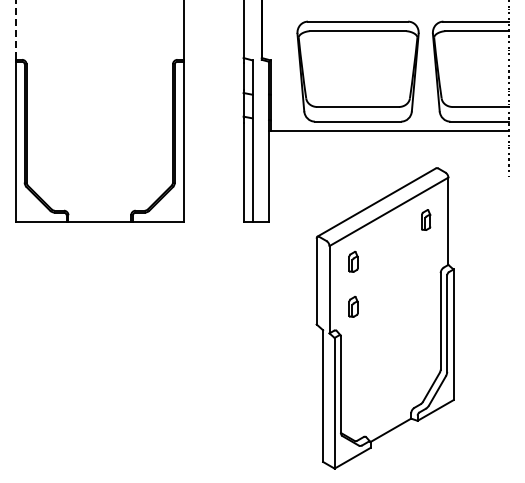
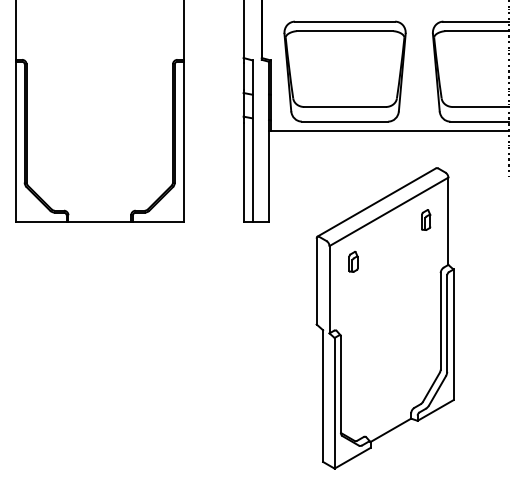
line: dashed -> solid (15, 30)
part position: (357, 71) -> (344, 71) (344, 71)
part: present -> none (353, 306)
